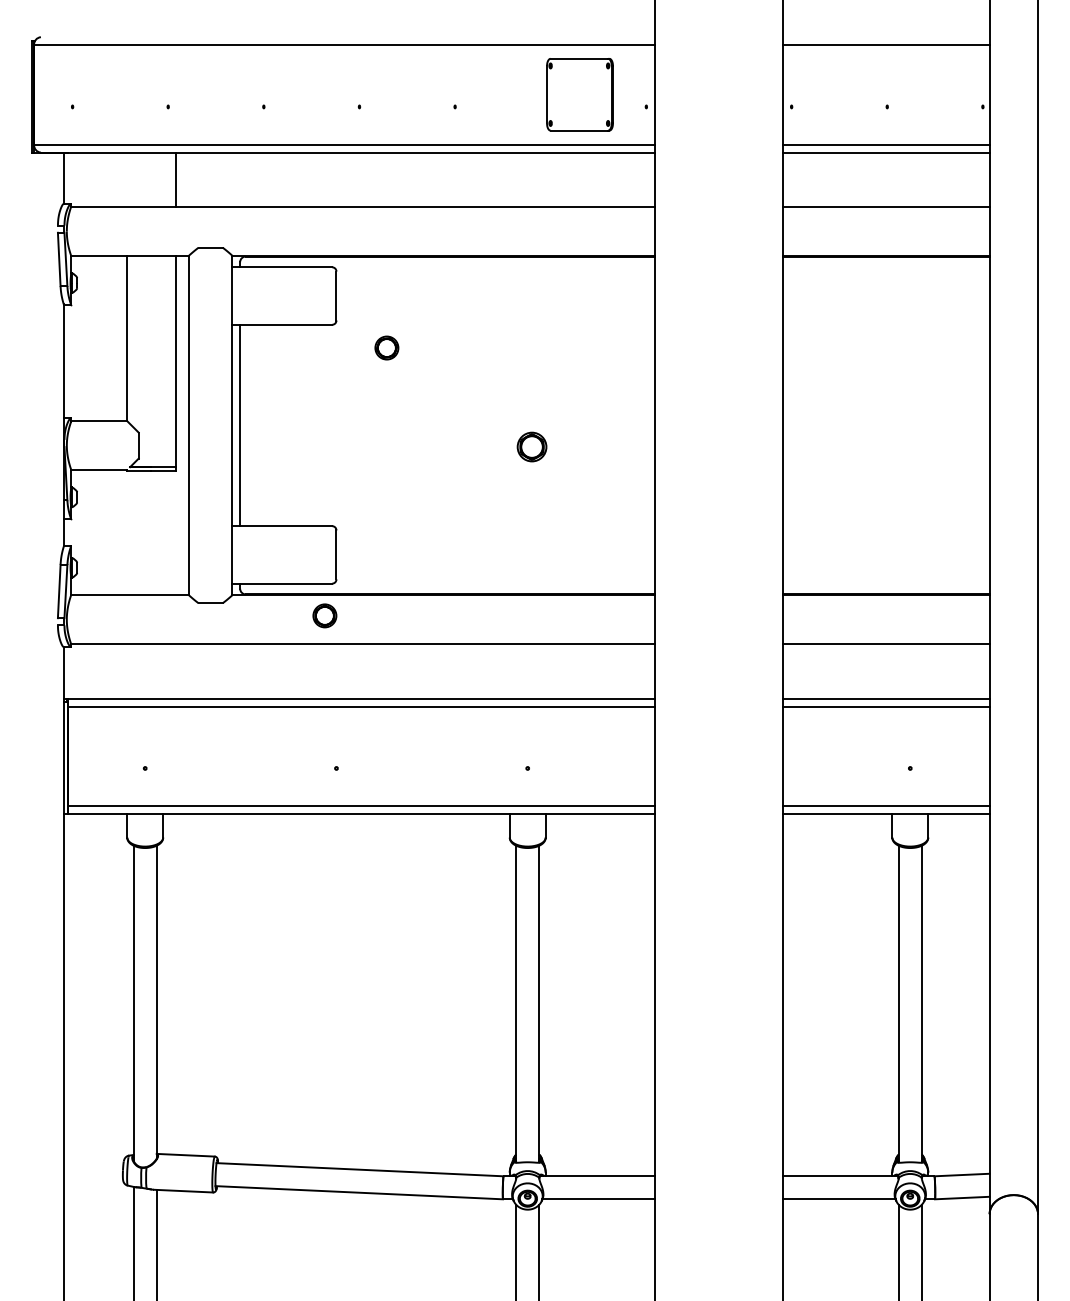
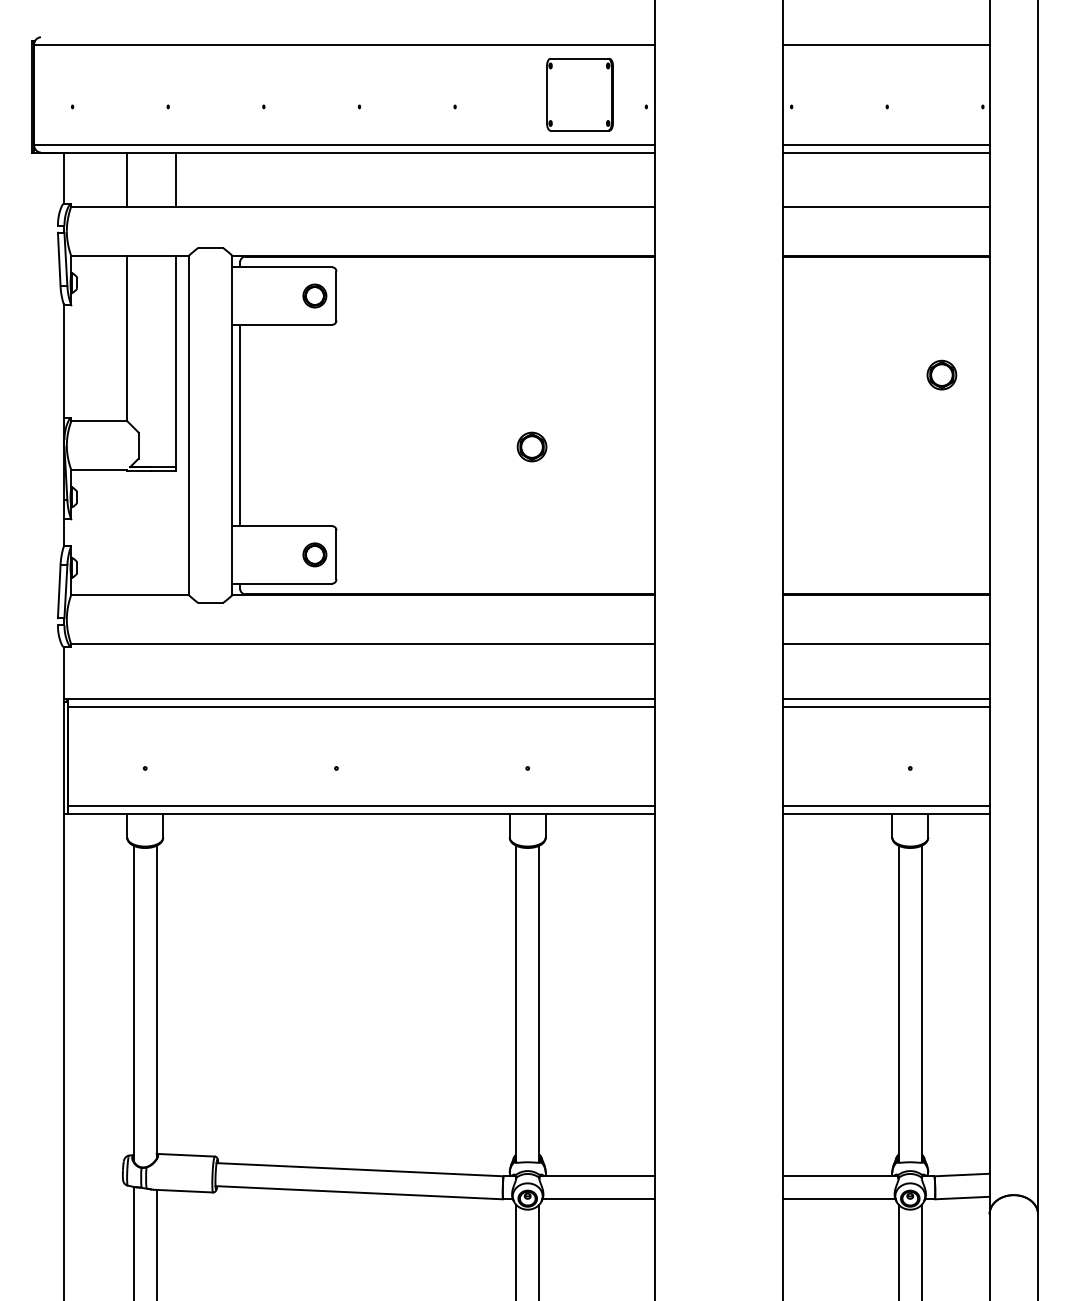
line: none -> present (127, 179)
part position: (386, 347) -> (314, 295) (314, 295)
part: none -> present (941, 374)
part position: (324, 615) -> (314, 554) (314, 554)
